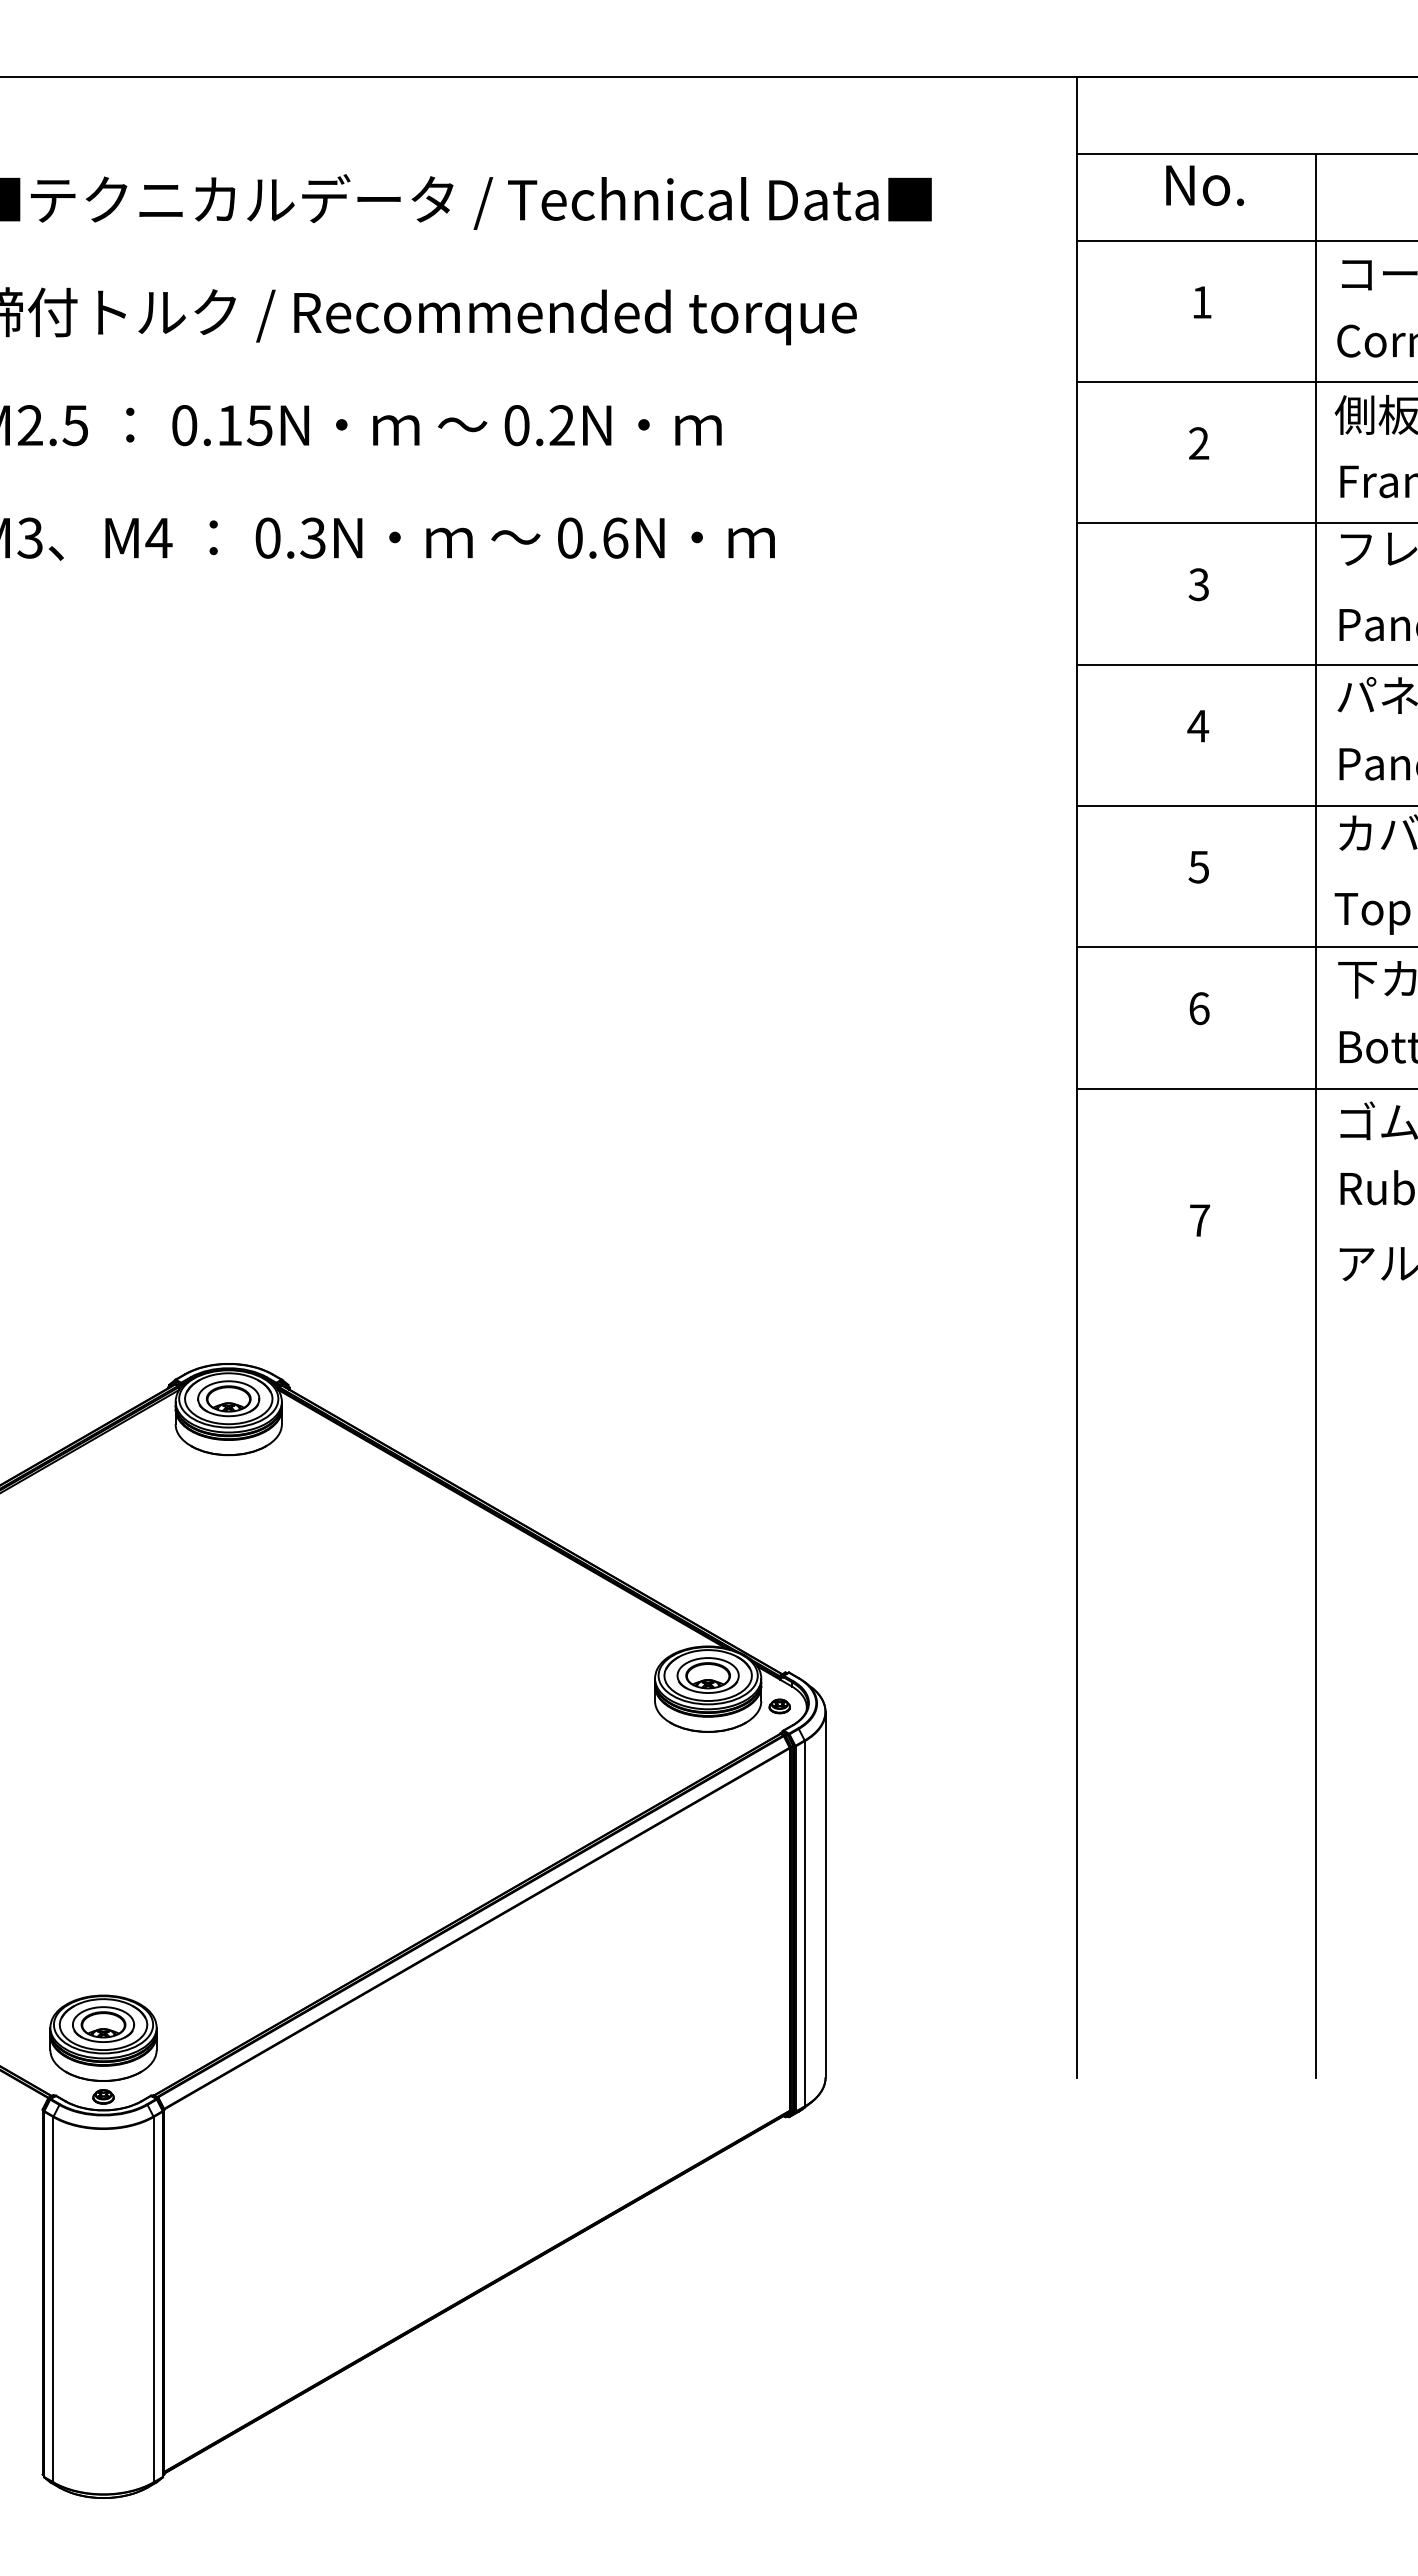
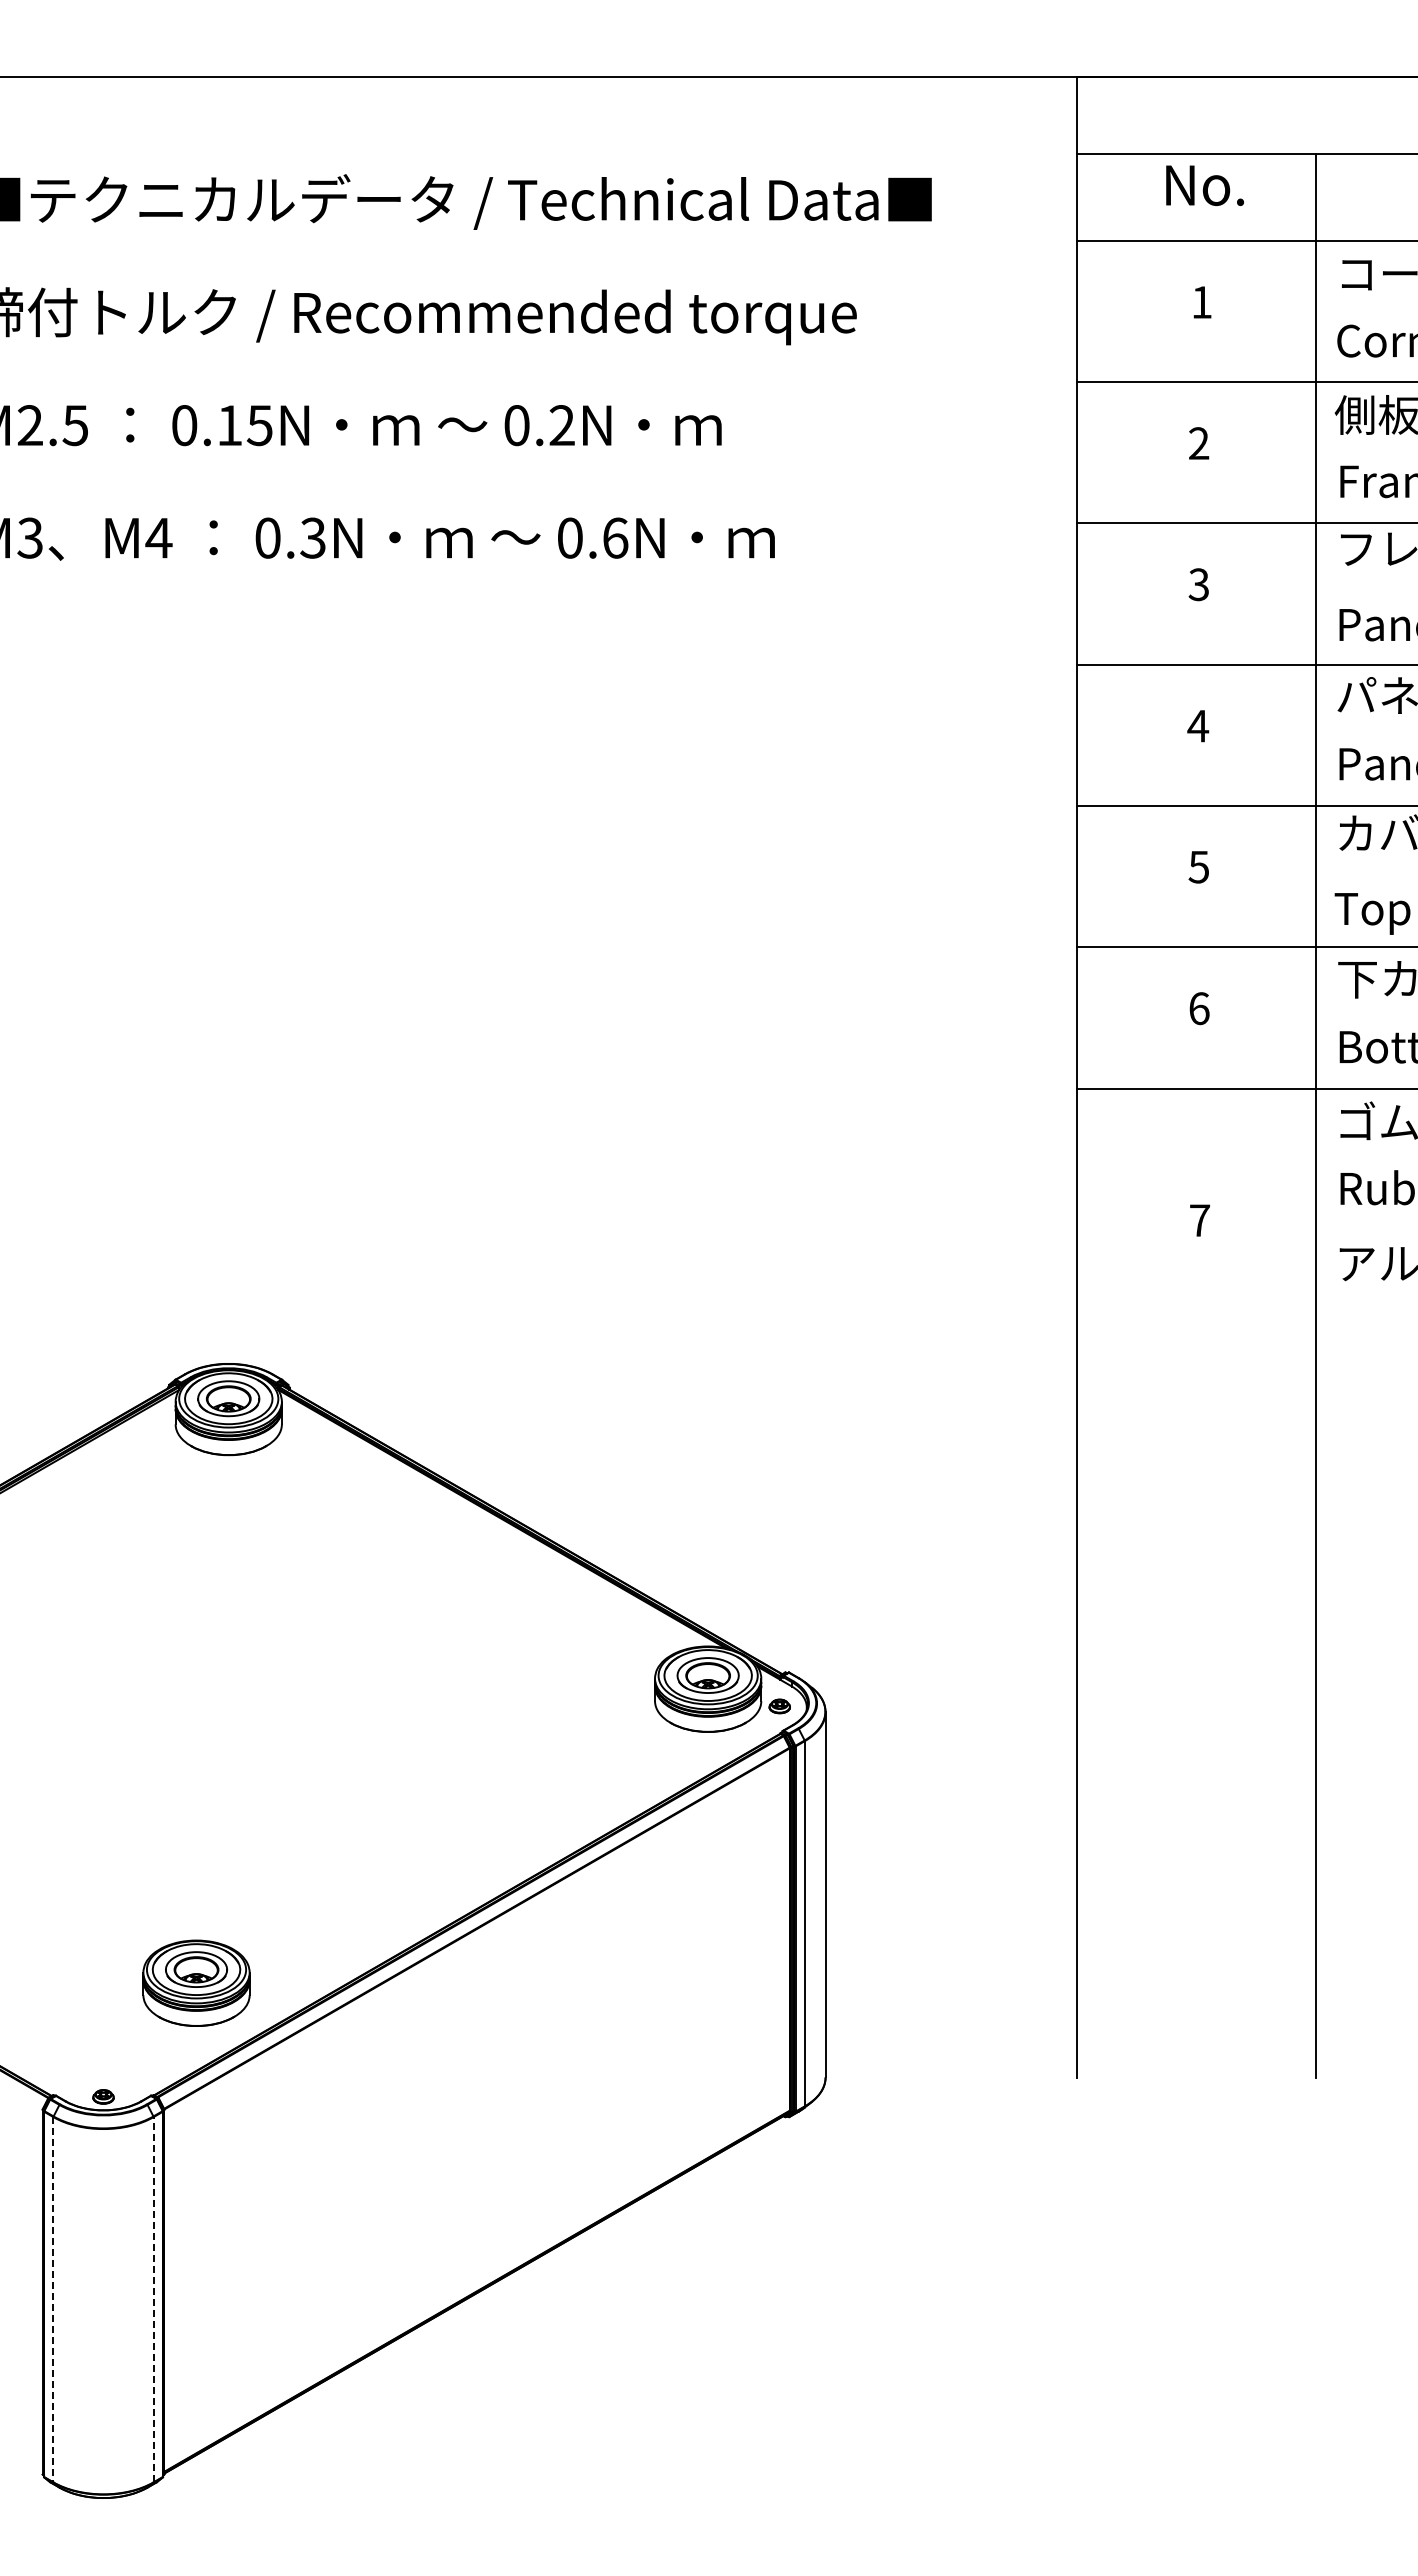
part position: (103, 2037) -> (196, 1982) (196, 1982)
line: solid -> dashed (53, 2299)
line: solid -> dashed (153, 2299)
